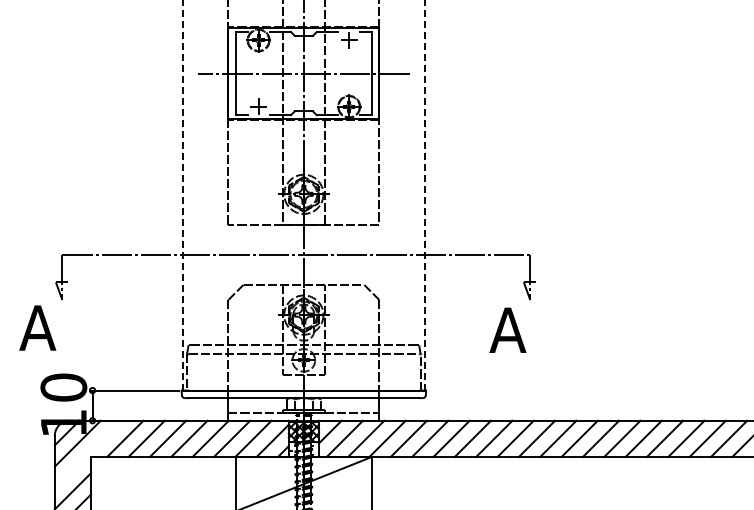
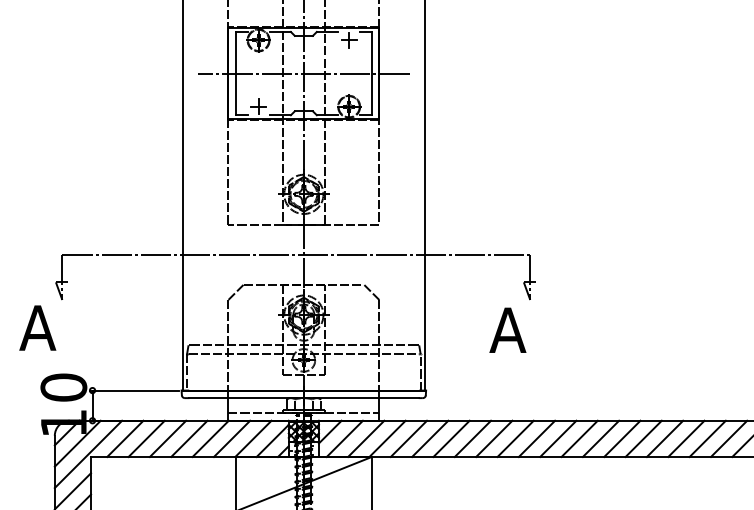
line: dashed -> solid (183, 195)
line: dashed -> solid (424, 195)
line: none -> present (88, 454)
